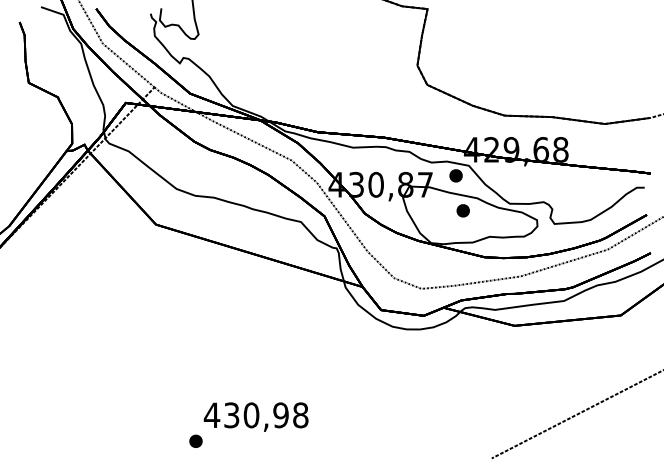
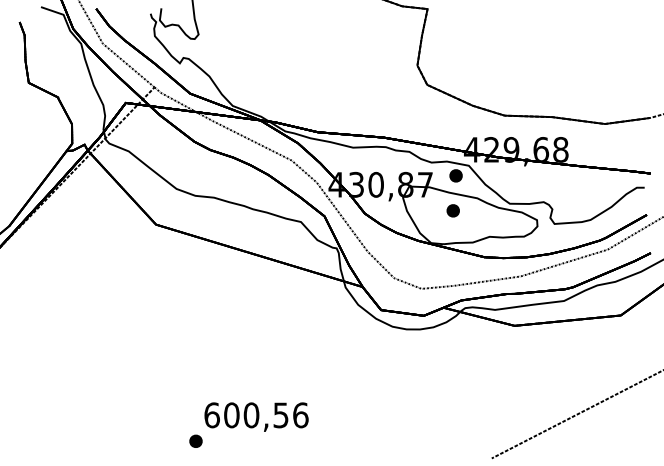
part position: (462, 210) -> (452, 210) (452, 210)
text: 430,98 -> 600,56 (255, 415)
